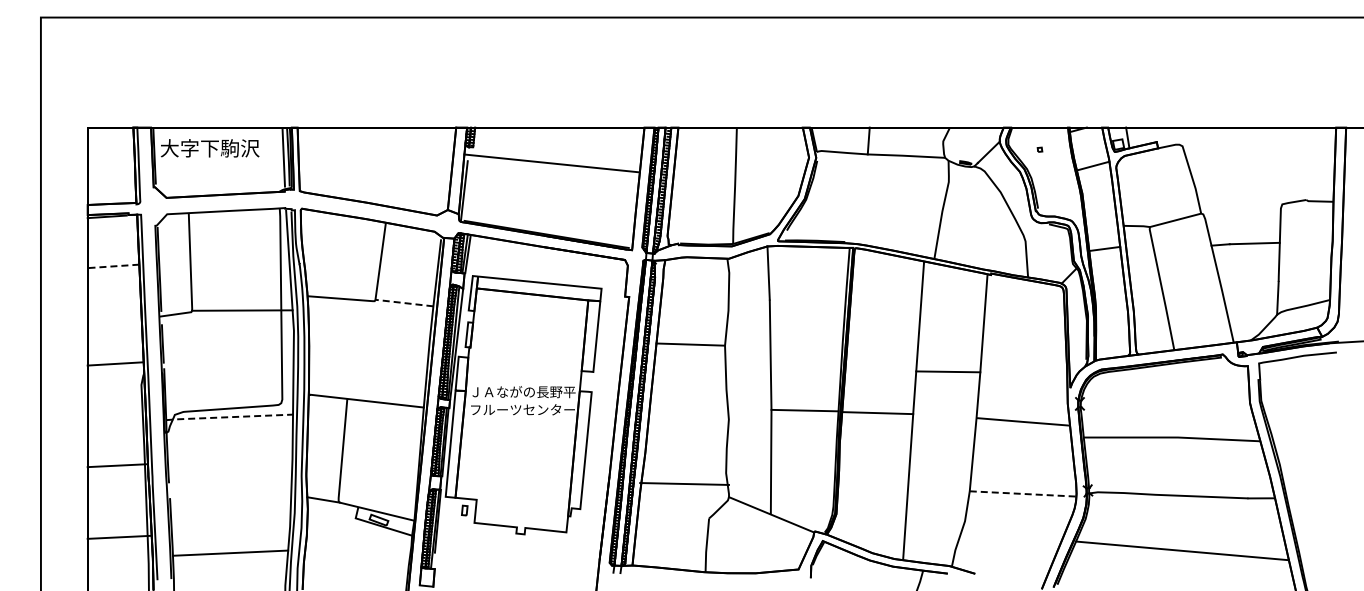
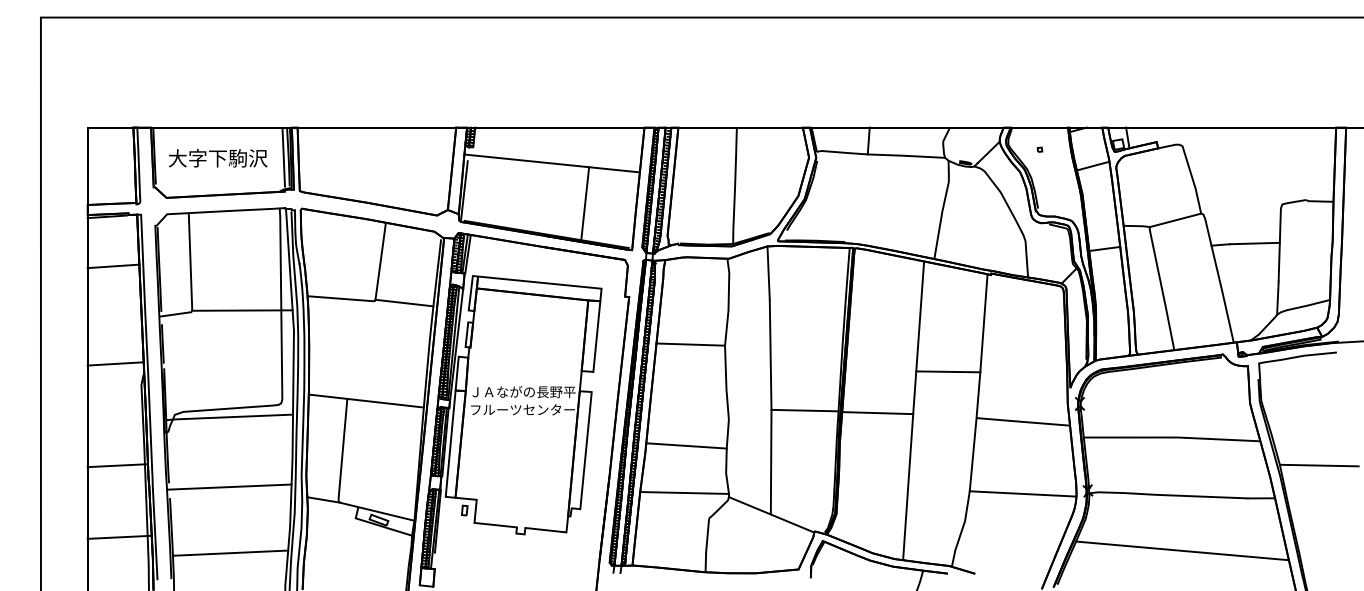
text position: (210, 148) -> (218, 158) (218, 158)
line: none -> present (585, 203)
line: dashed -> solid (113, 266)
line: dashed -> solid (403, 303)
line: dashed -> solid (229, 417)
line: none -> present (686, 445)
line: none -> present (1318, 465)
line position: (684, 483) -> (684, 492) (684, 492)
line: none -> present (229, 486)
line: dashed -> solid (1023, 493)
